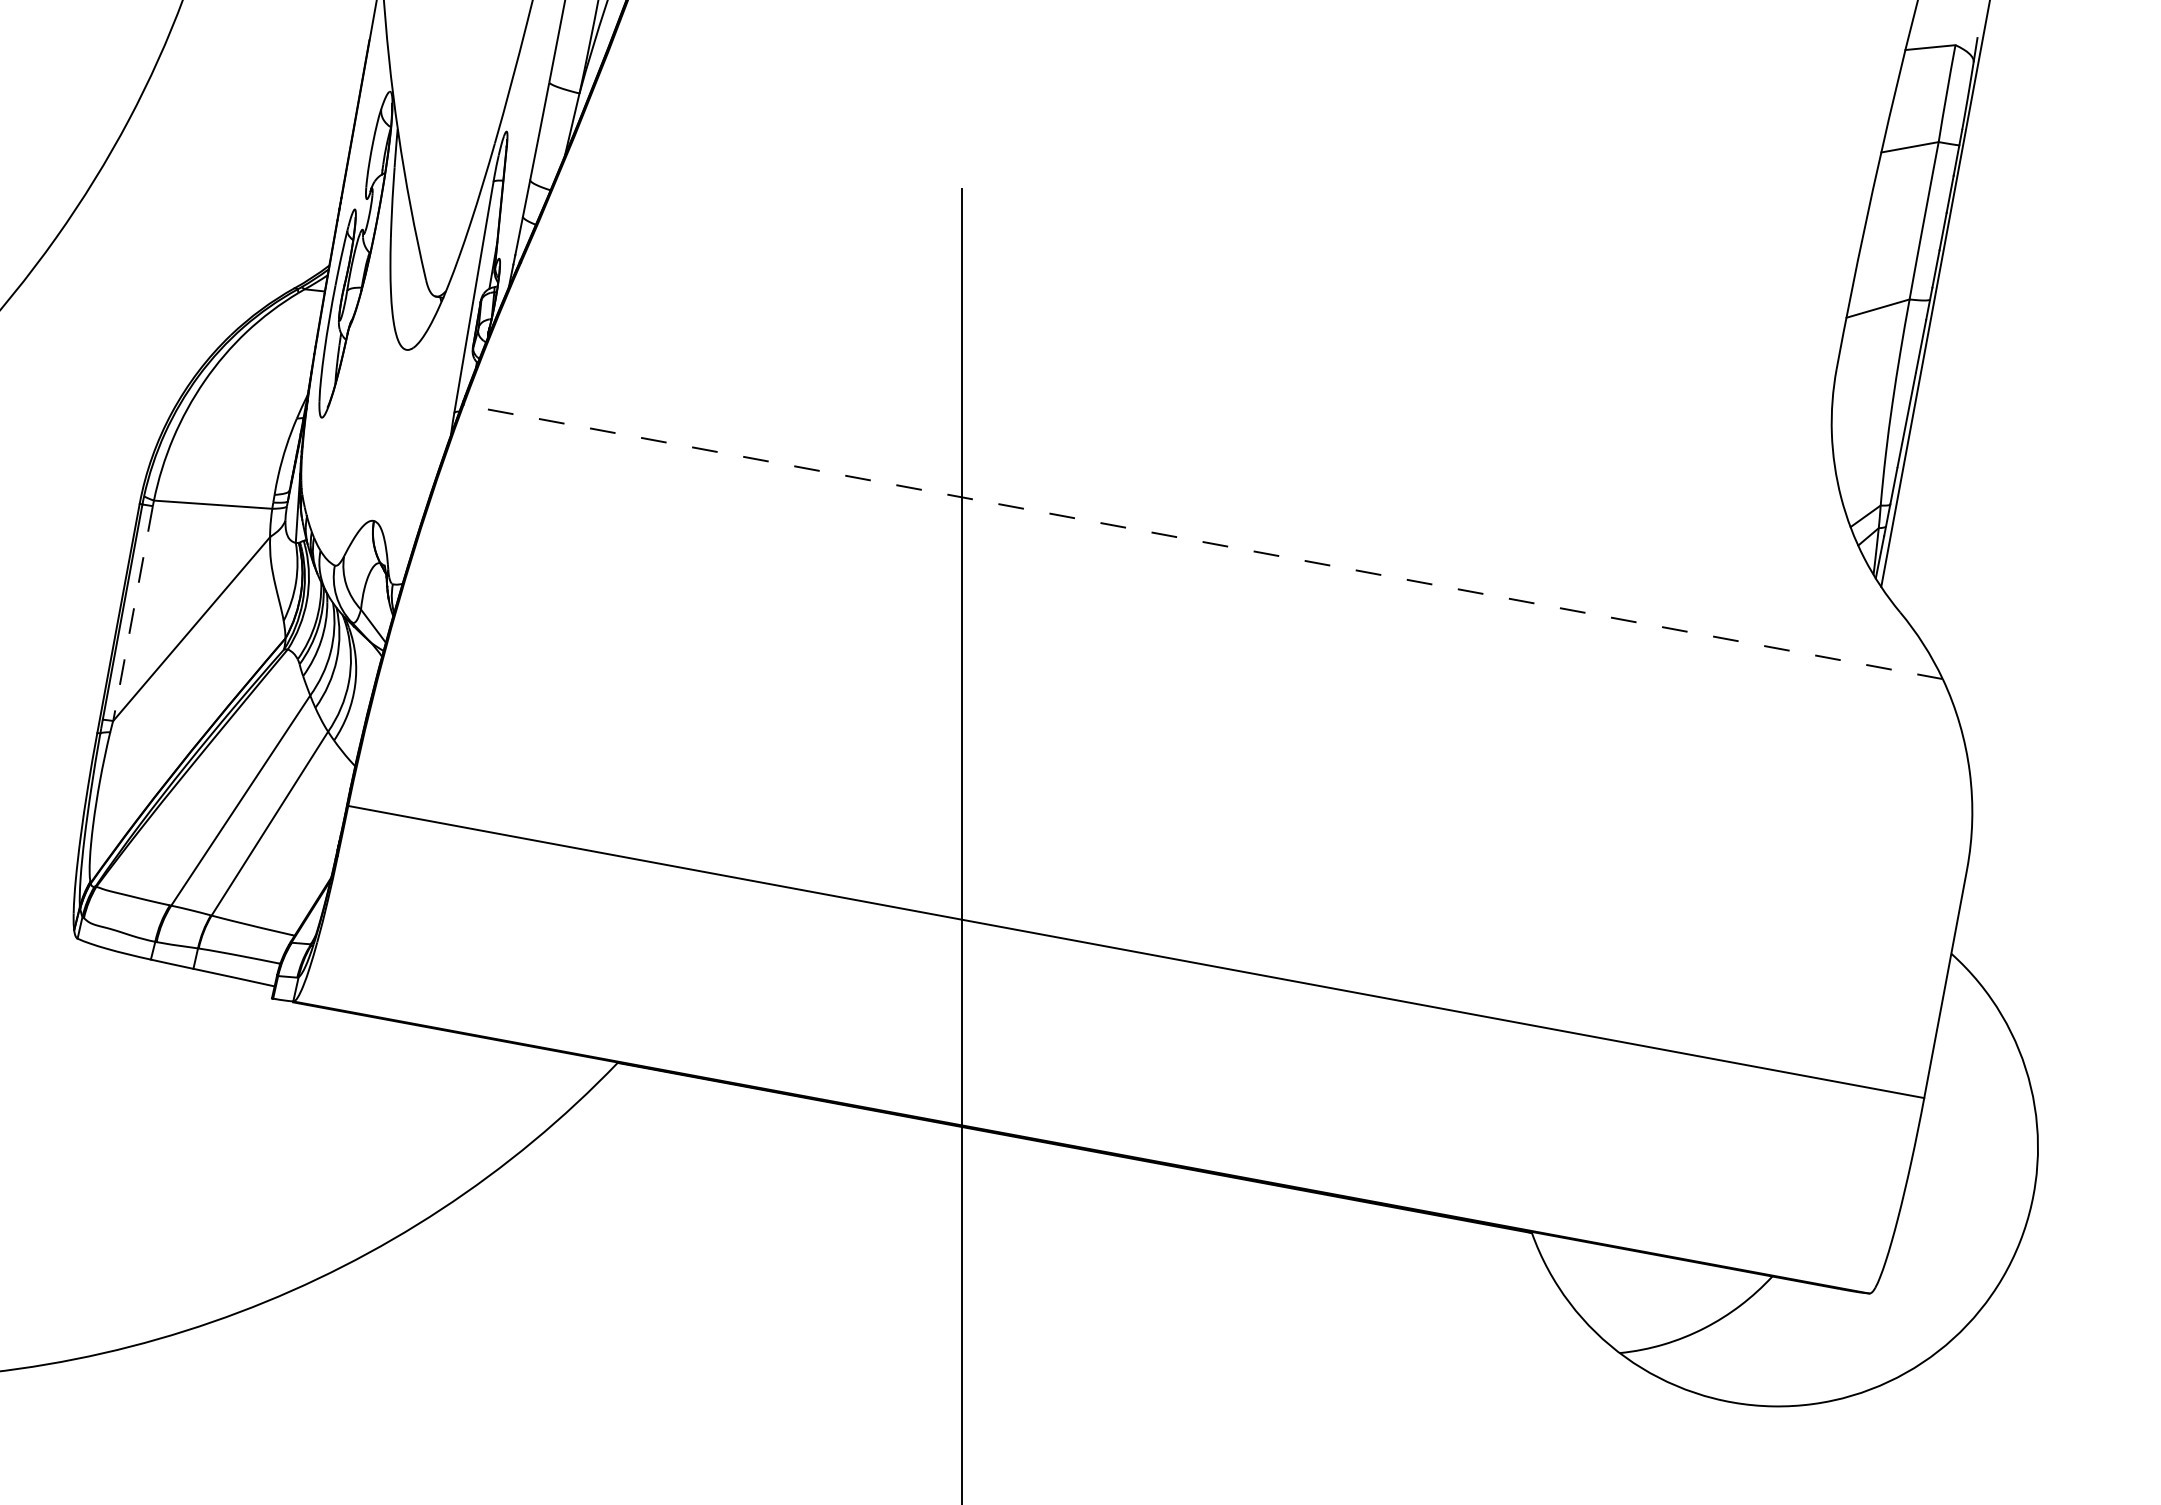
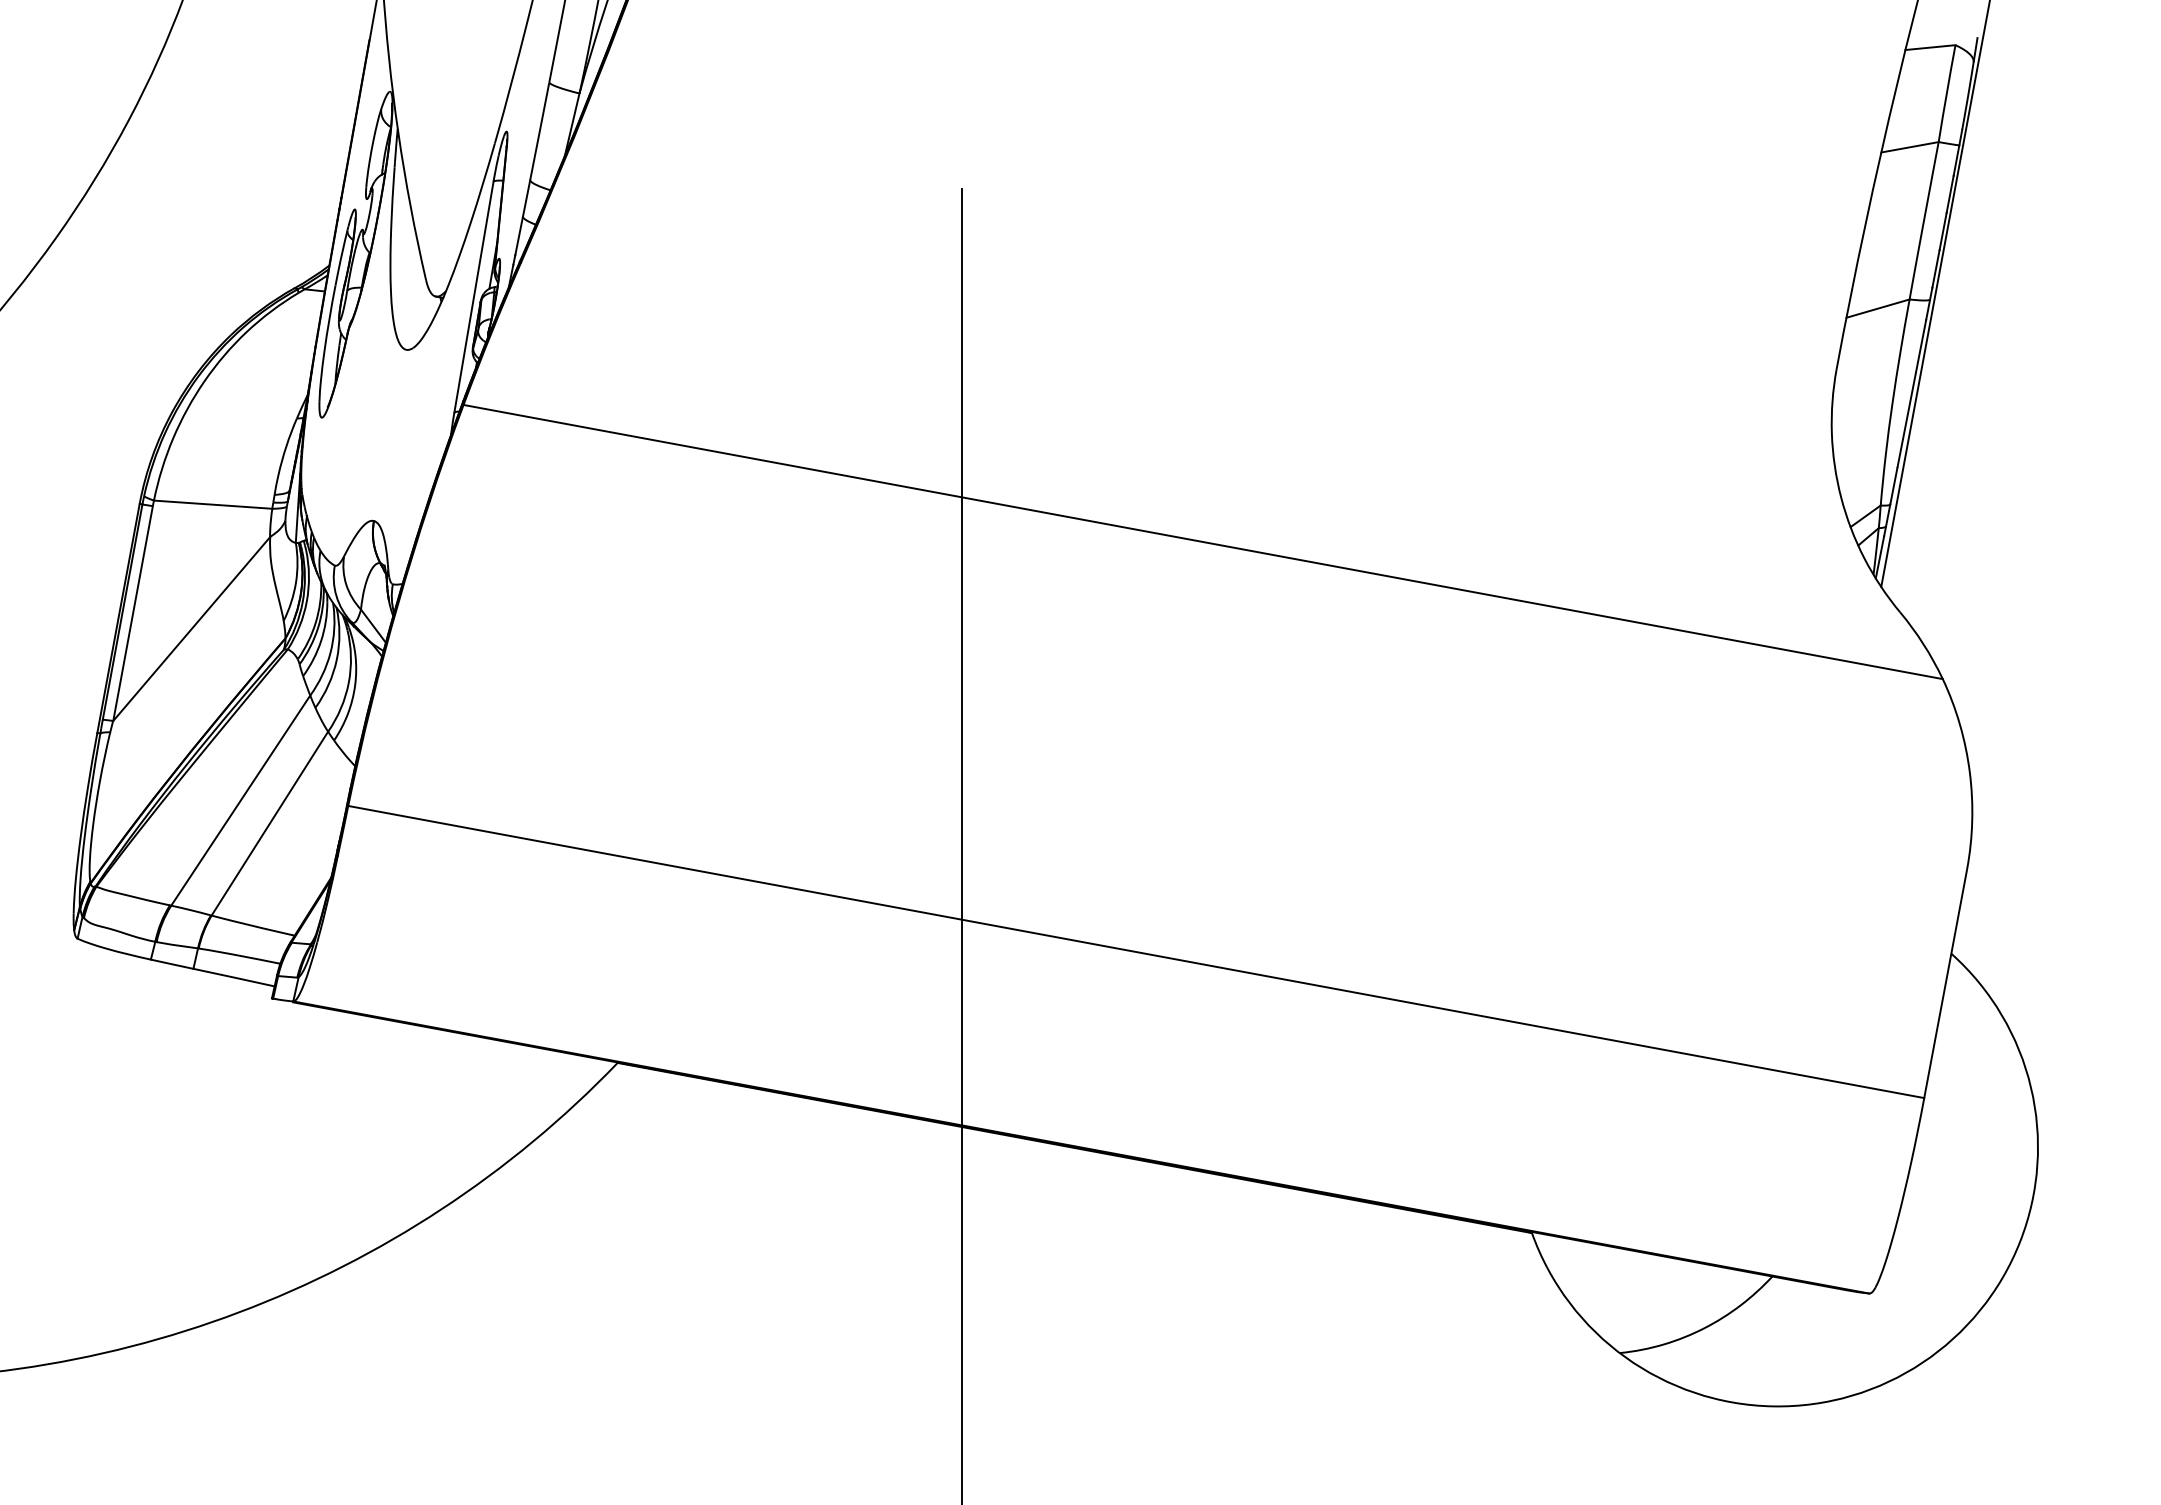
line: dashed -> solid (1202, 541)
line: dashed -> solid (132, 614)
